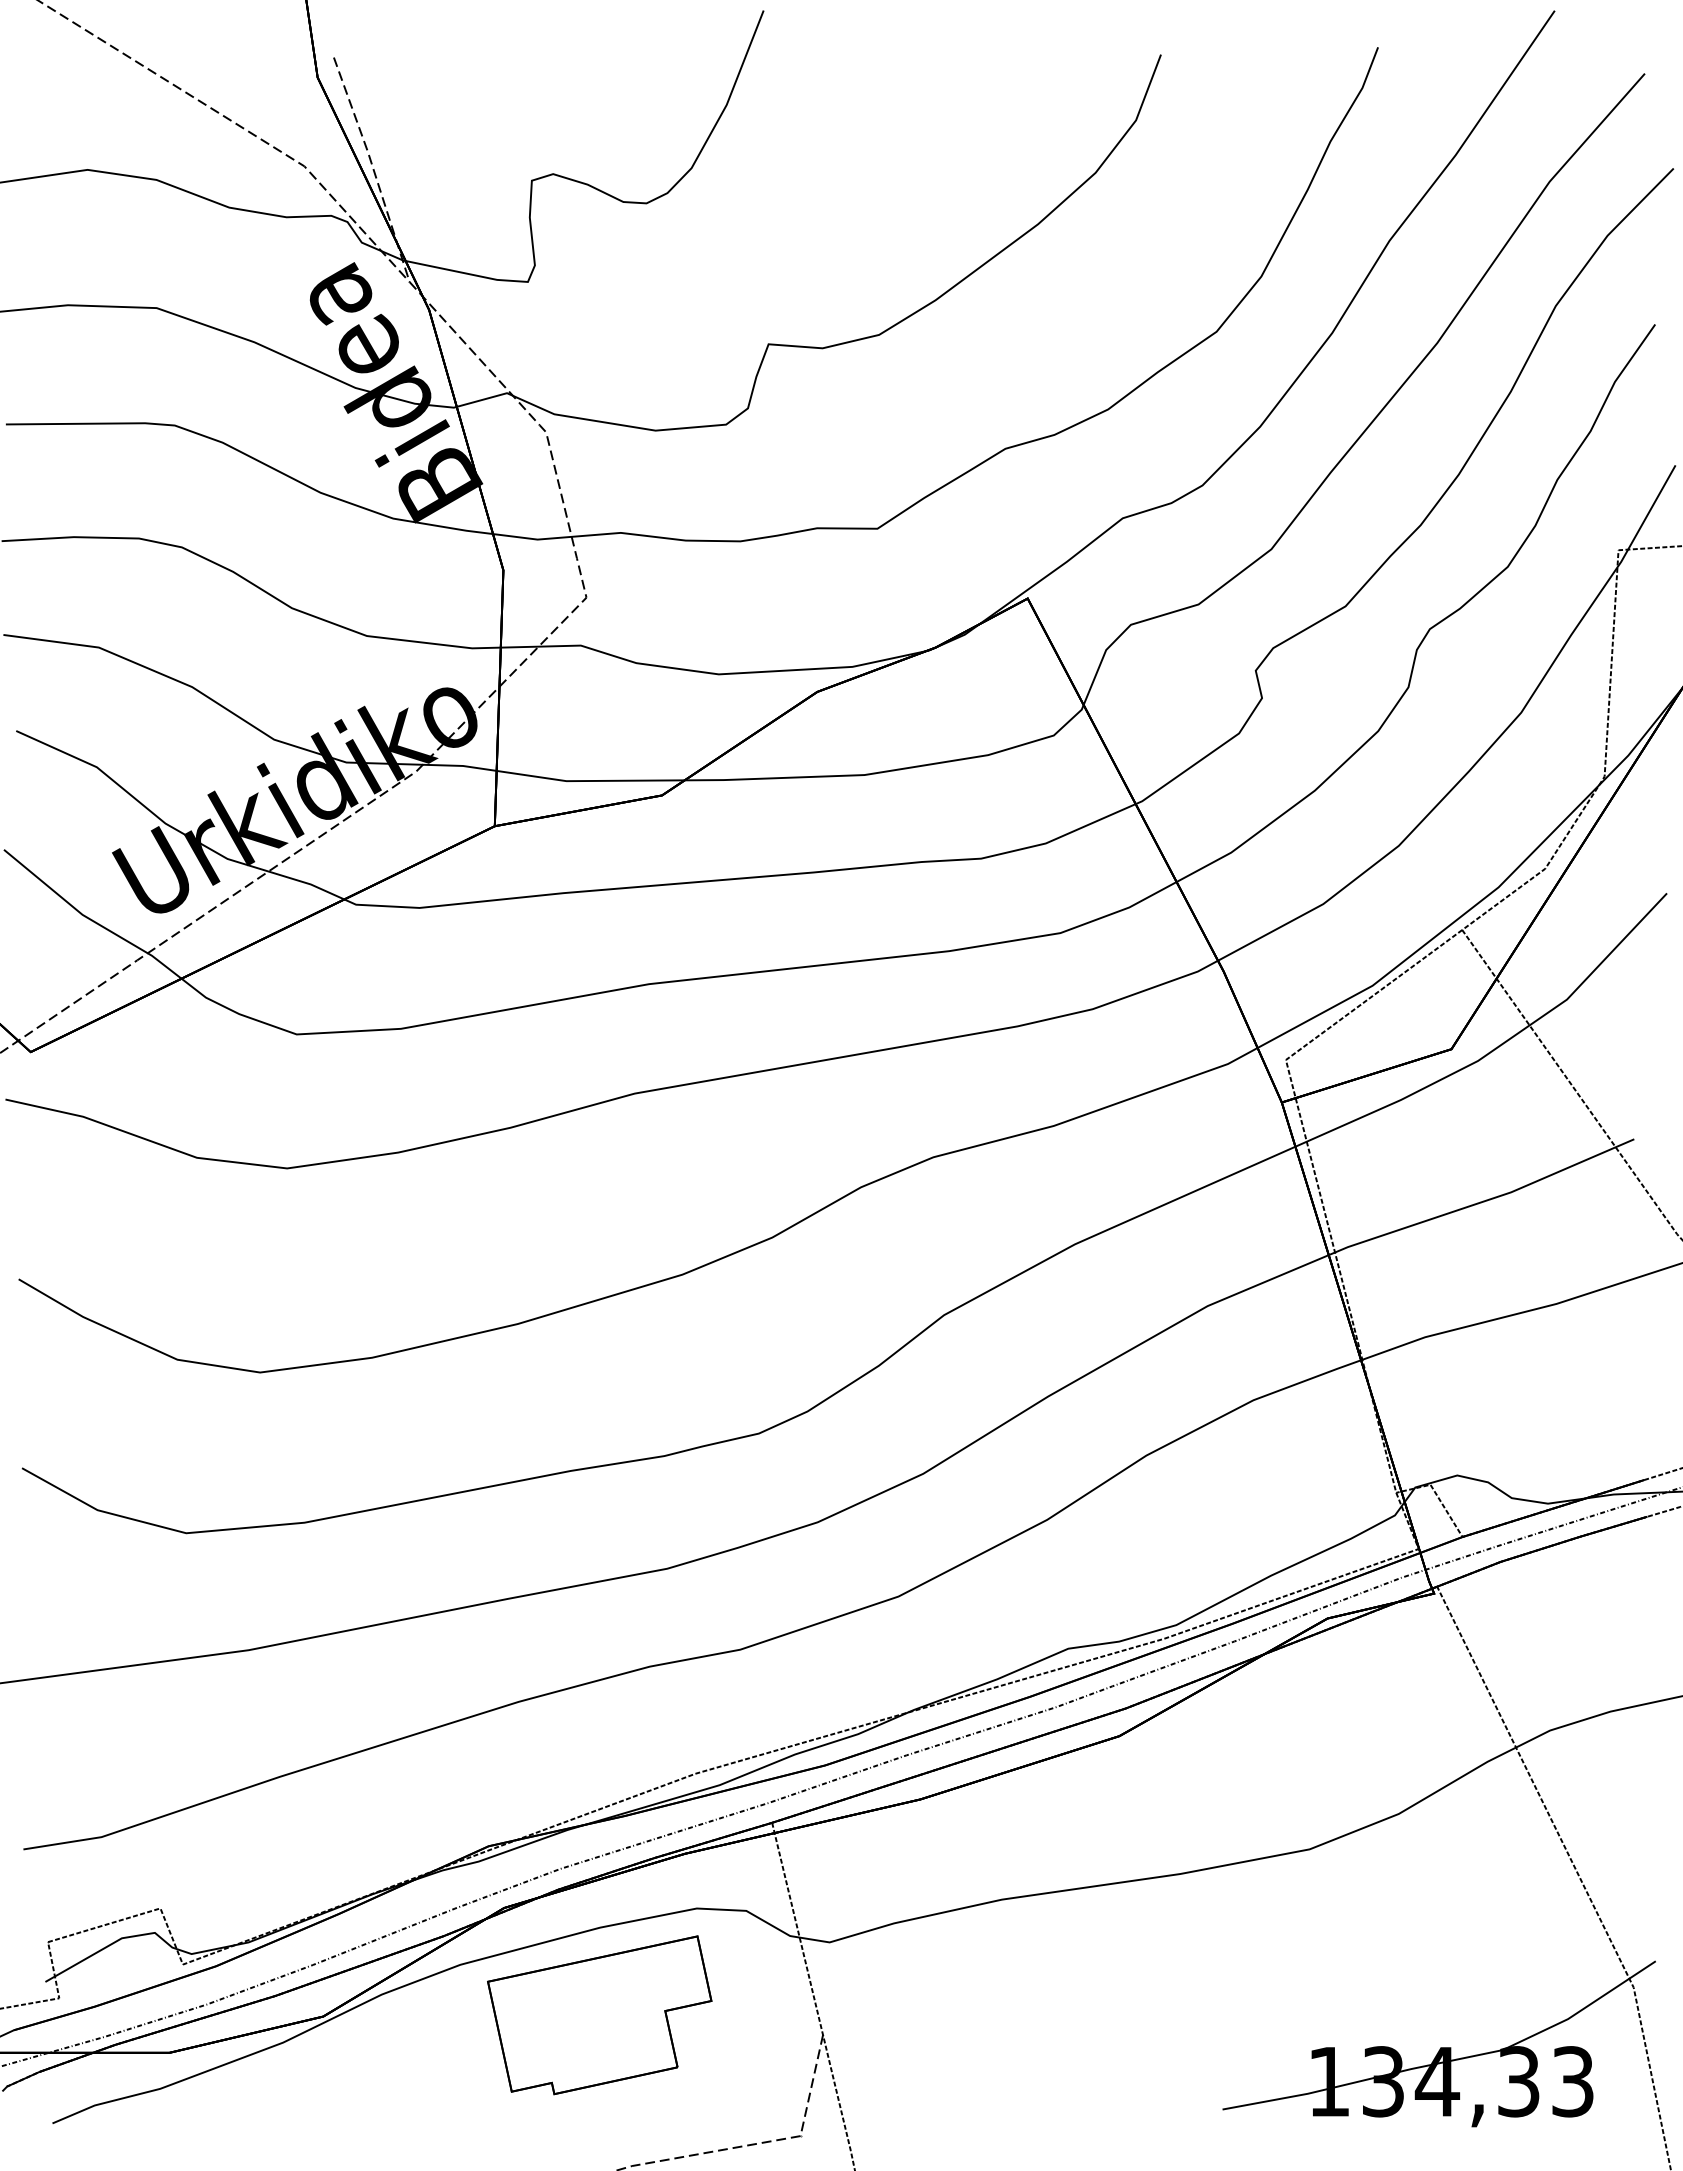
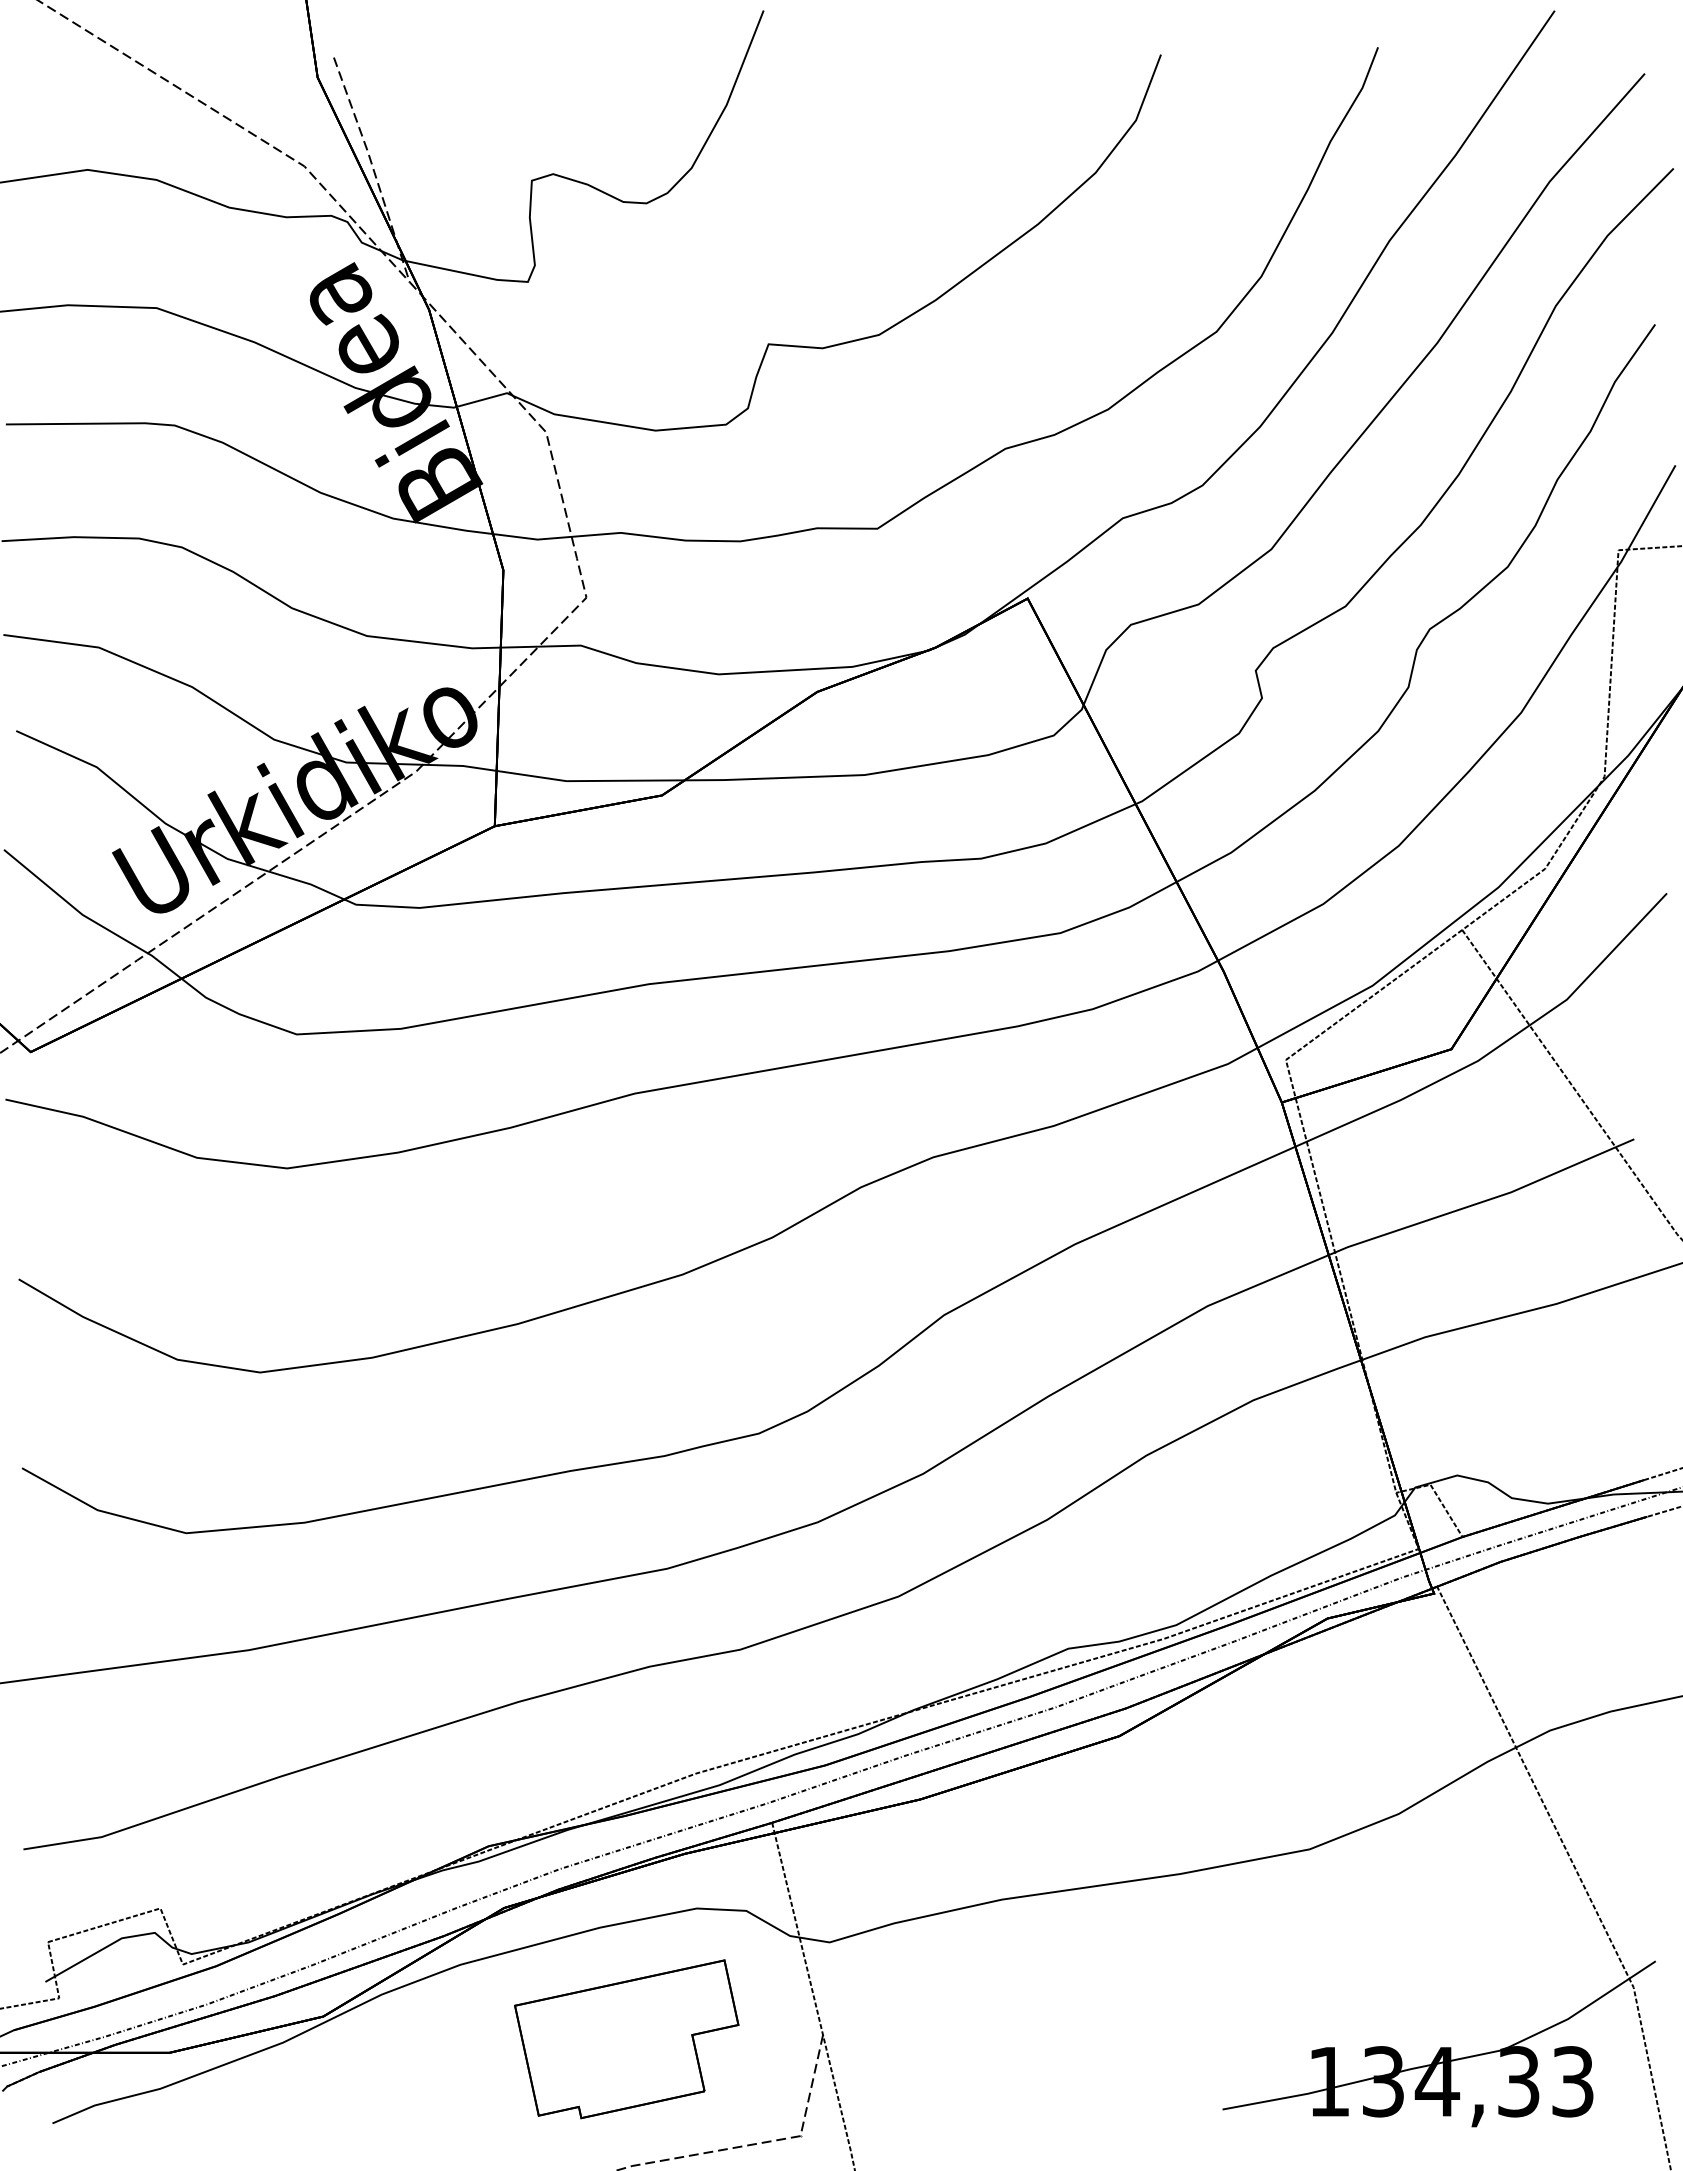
part position: (599, 2015) -> (626, 2039) (626, 2039)
